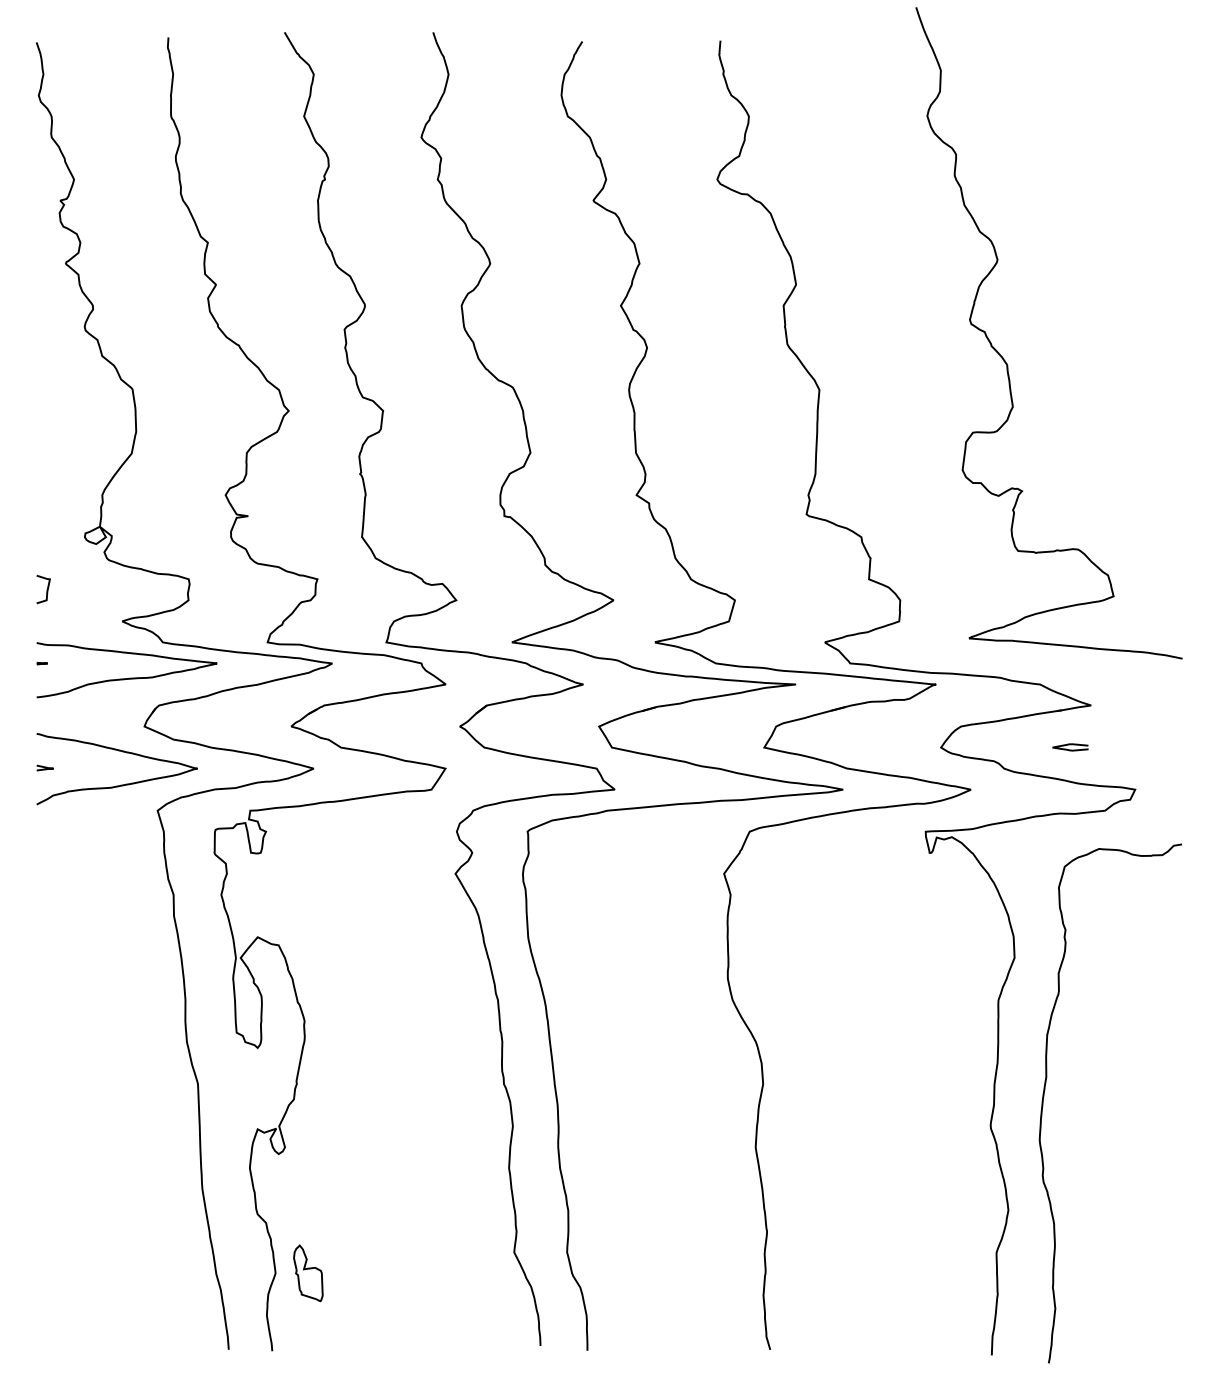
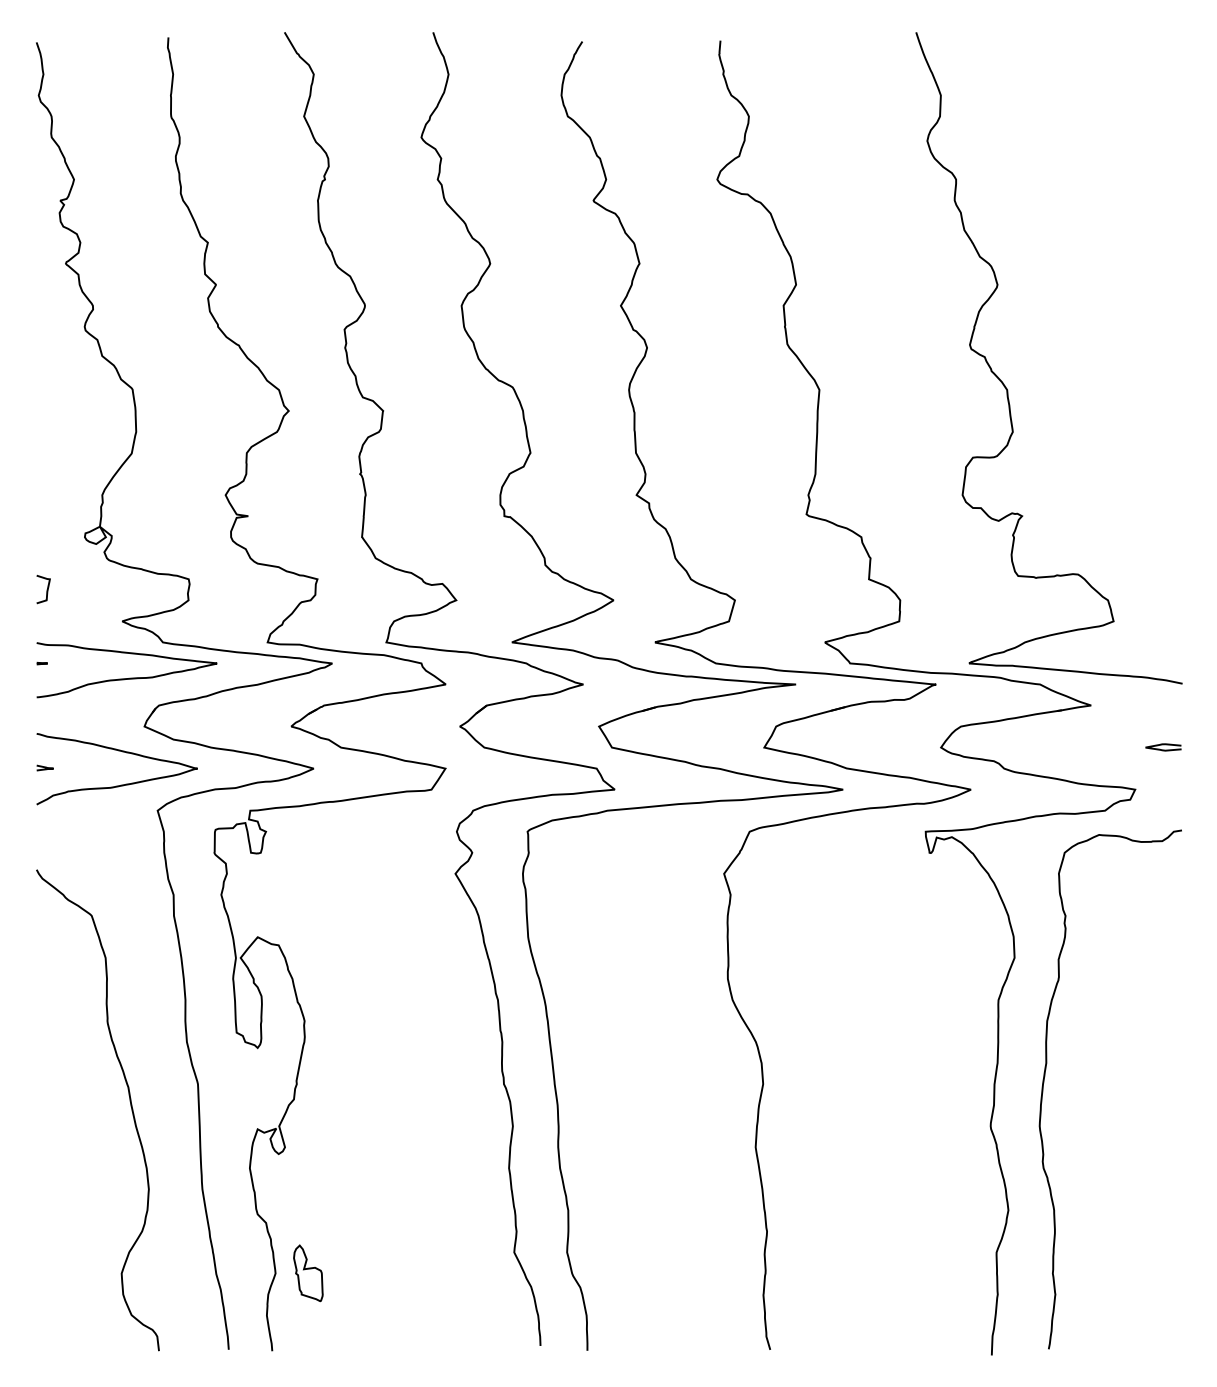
curve position: (1005, 360) -> (1005, 385) (1005, 385)
curve position: (1070, 745) -> (1163, 745) (1163, 745)
curve position: (1044, 1097) -> (1044, 1083) (1044, 1083)
curve: none -> present (129, 1101)
